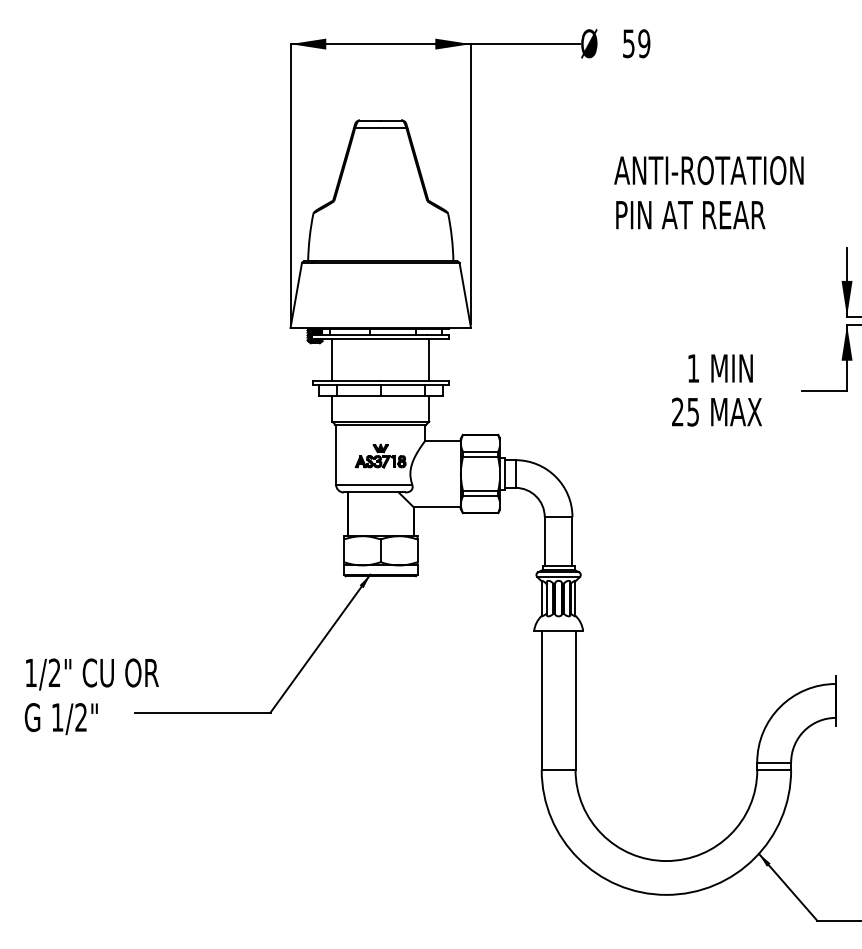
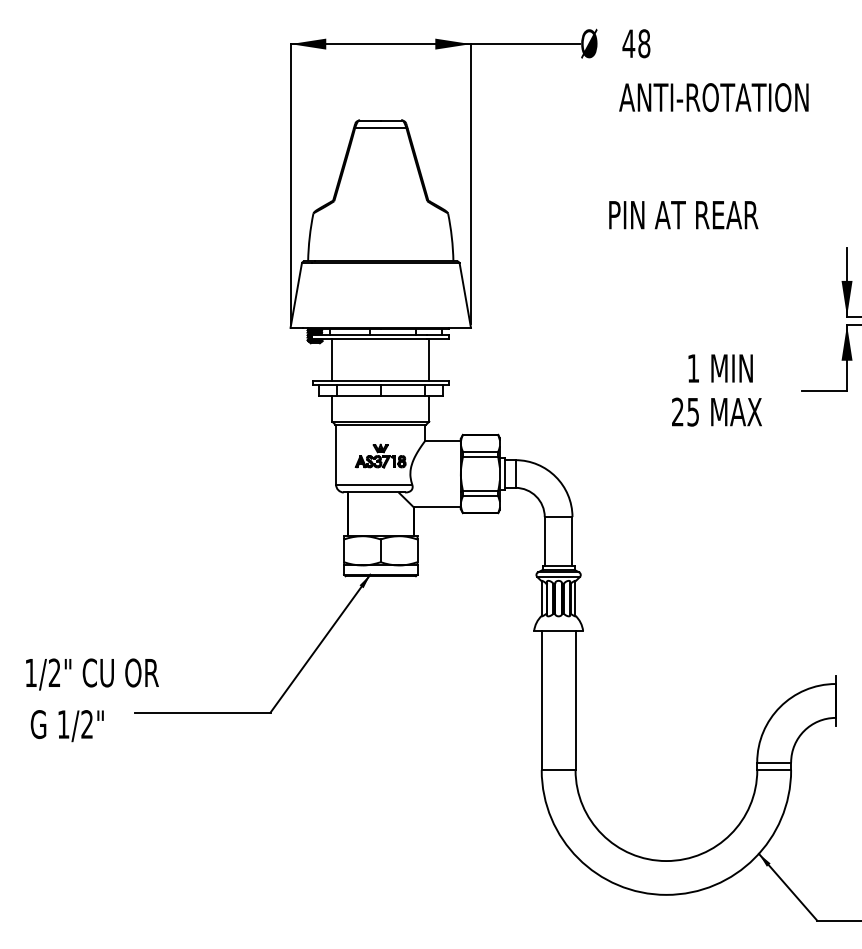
text: 59 -> 48 (636, 43)
text position: (708, 170) -> (713, 97) (713, 97)
text position: (690, 215) -> (683, 215) (683, 215)
text position: (60, 719) -> (66, 726) (66, 726)
